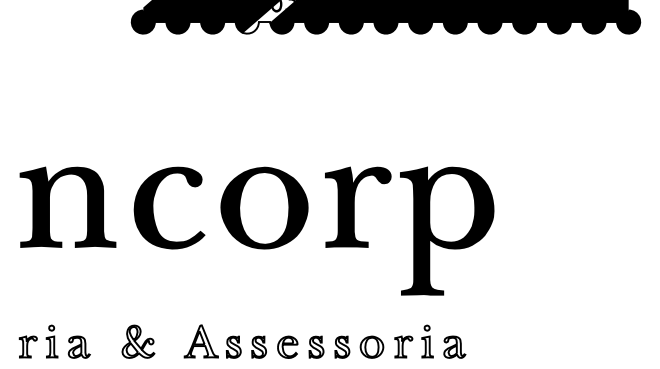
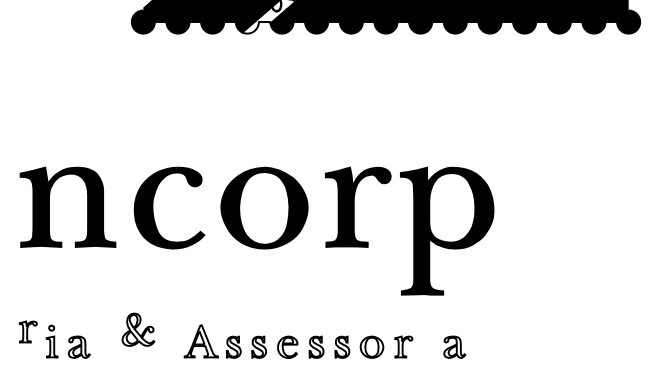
part position: (138, 341) -> (138, 329) (138, 329)
part: present -> none (427, 341)
part position: (27, 346) -> (27, 331) (27, 331)
